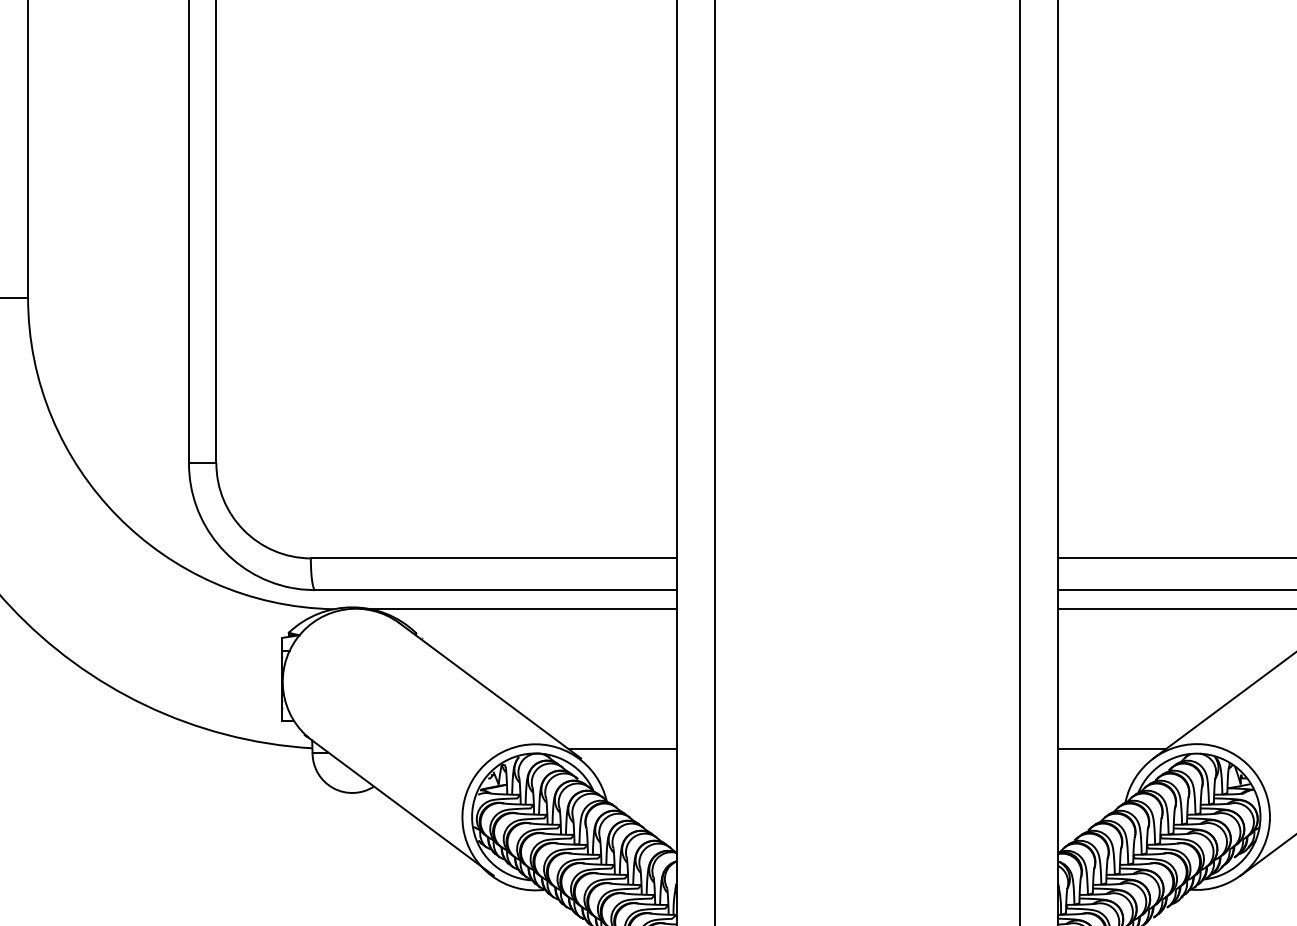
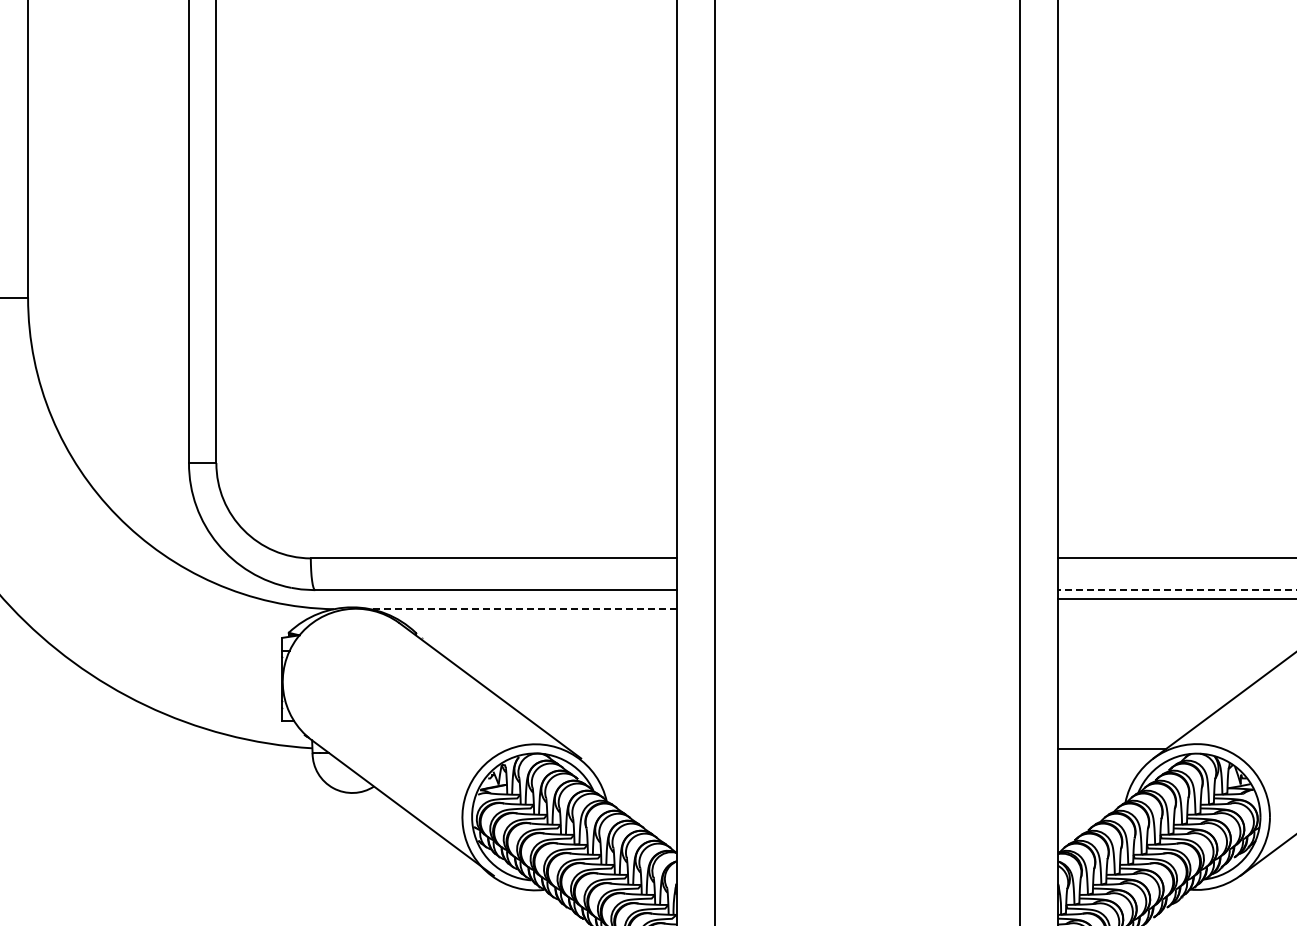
line: solid -> dashed (1176, 590)
line: solid -> dashed (523, 609)
line position: (1175, 609) -> (1175, 599) (1175, 599)
line: present -> none (622, 749)
